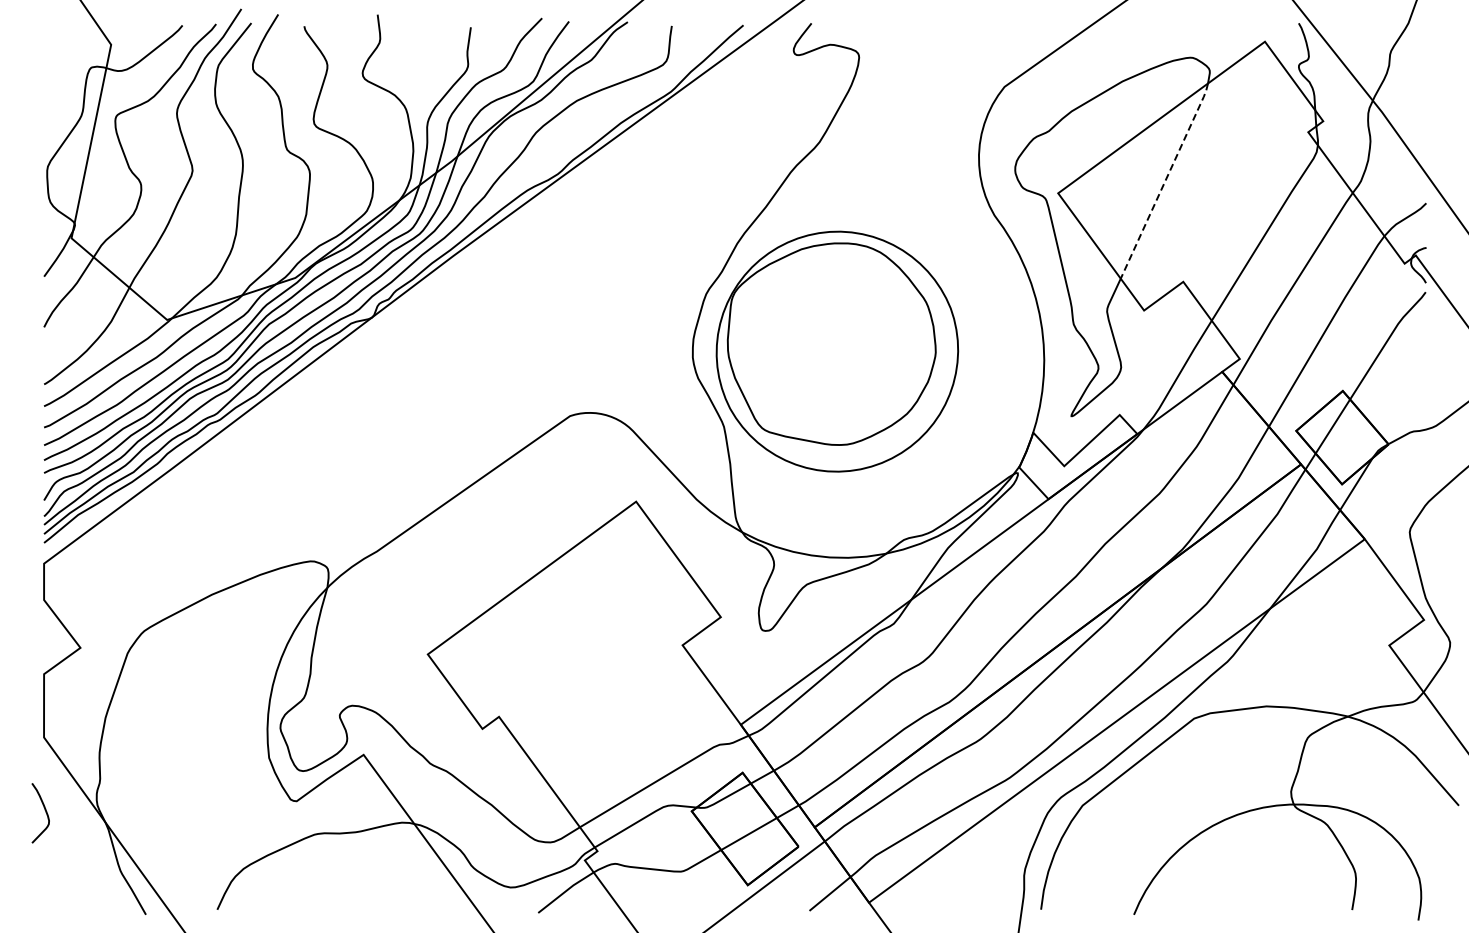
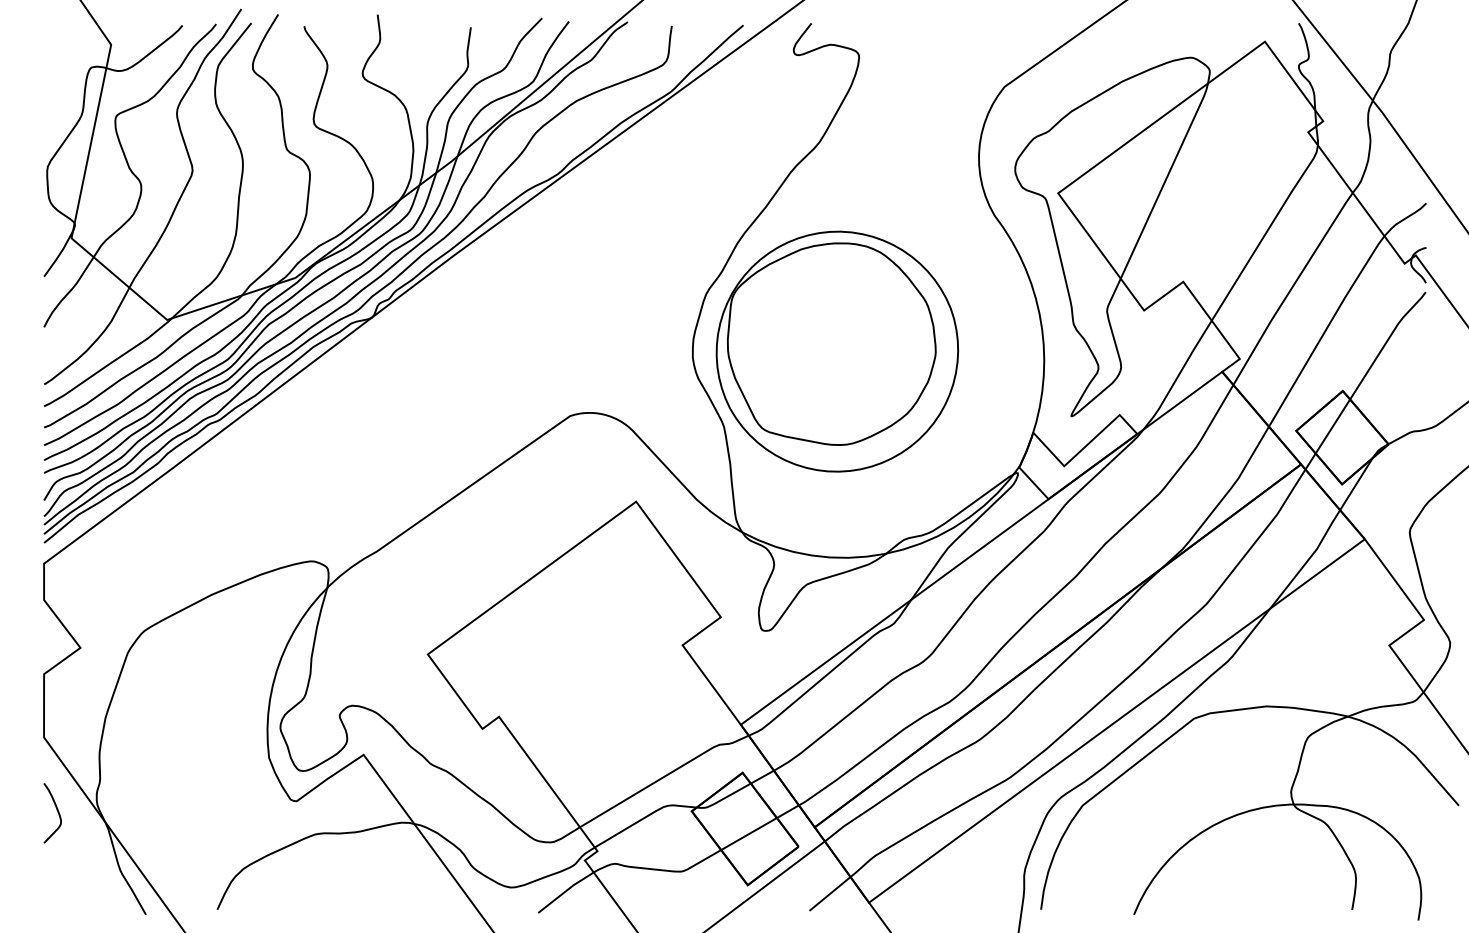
line: dashed -> solid (1166, 179)
curve position: (44, 810) -> (56, 810) (56, 810)
